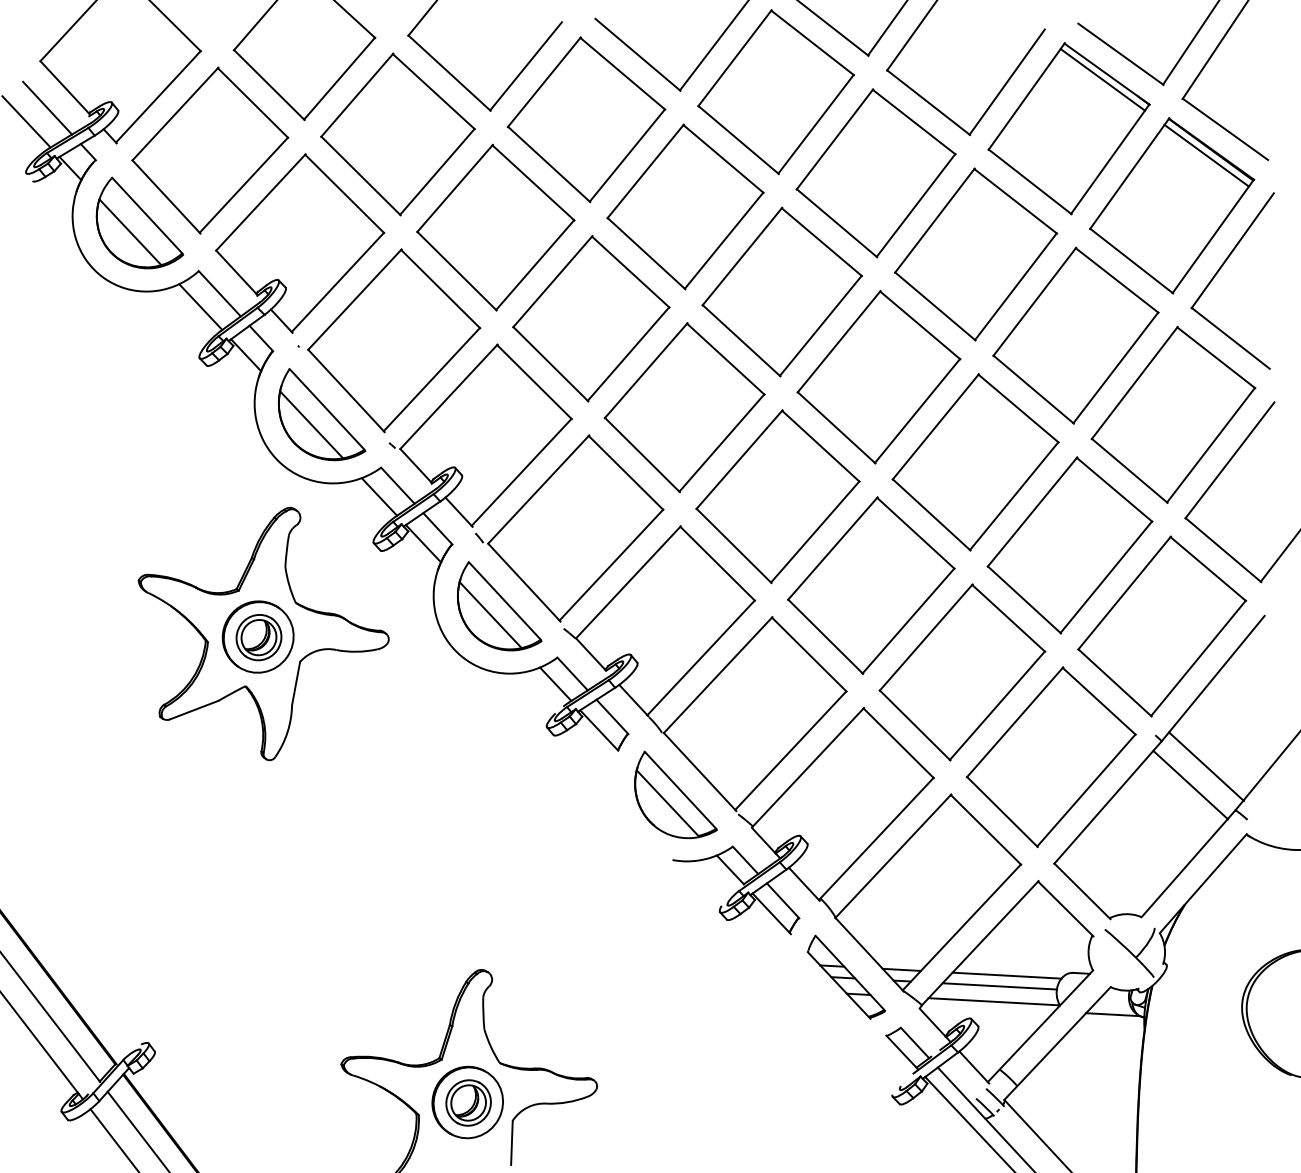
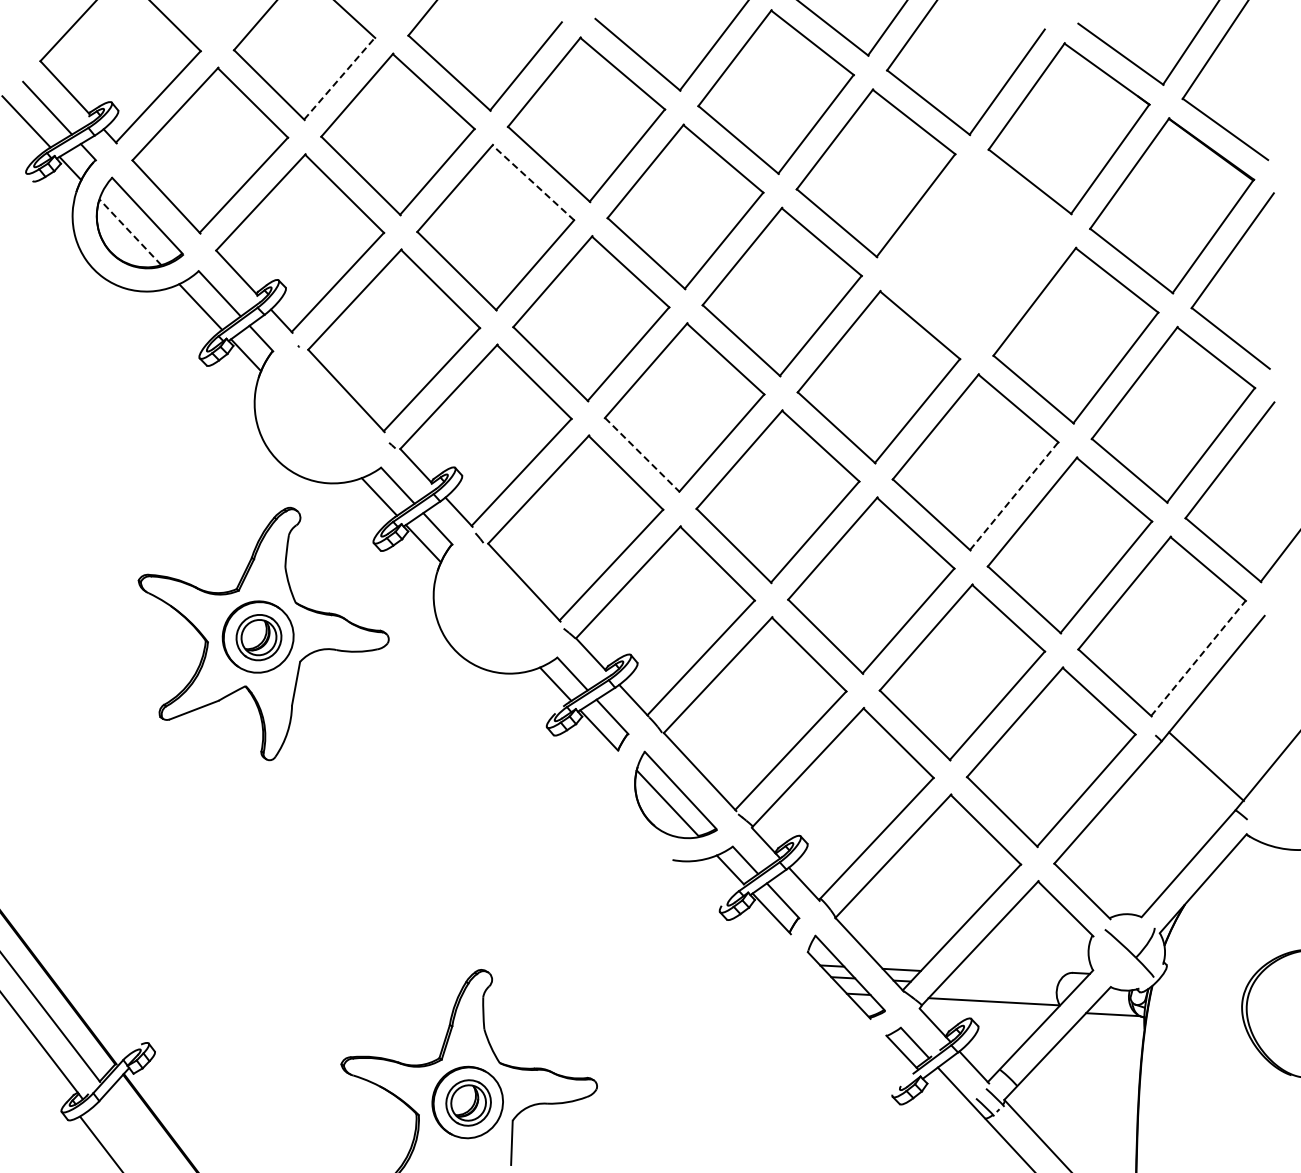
line: solid -> dashed (339, 78)
line: present -> none (1102, 79)
line: present -> none (1206, 155)
line: solid -> dashed (533, 182)
line: solid -> dashed (130, 231)
part: present -> none (976, 254)
part: present -> none (322, 414)
line: solid -> dashed (642, 455)
line: solid -> dashed (1014, 496)
part: present -> none (499, 606)
line: solid -> dashed (1198, 658)
line: present -> none (1190, 784)
line: present -> none (1006, 975)
line: present -> none (999, 986)
line: present -> none (968, 1122)
line: present -> none (137, 1130)
line position: (113, 1139) -> (100, 1143) (100, 1143)
